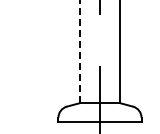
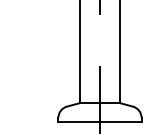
line: dashed -> solid (79, 51)
